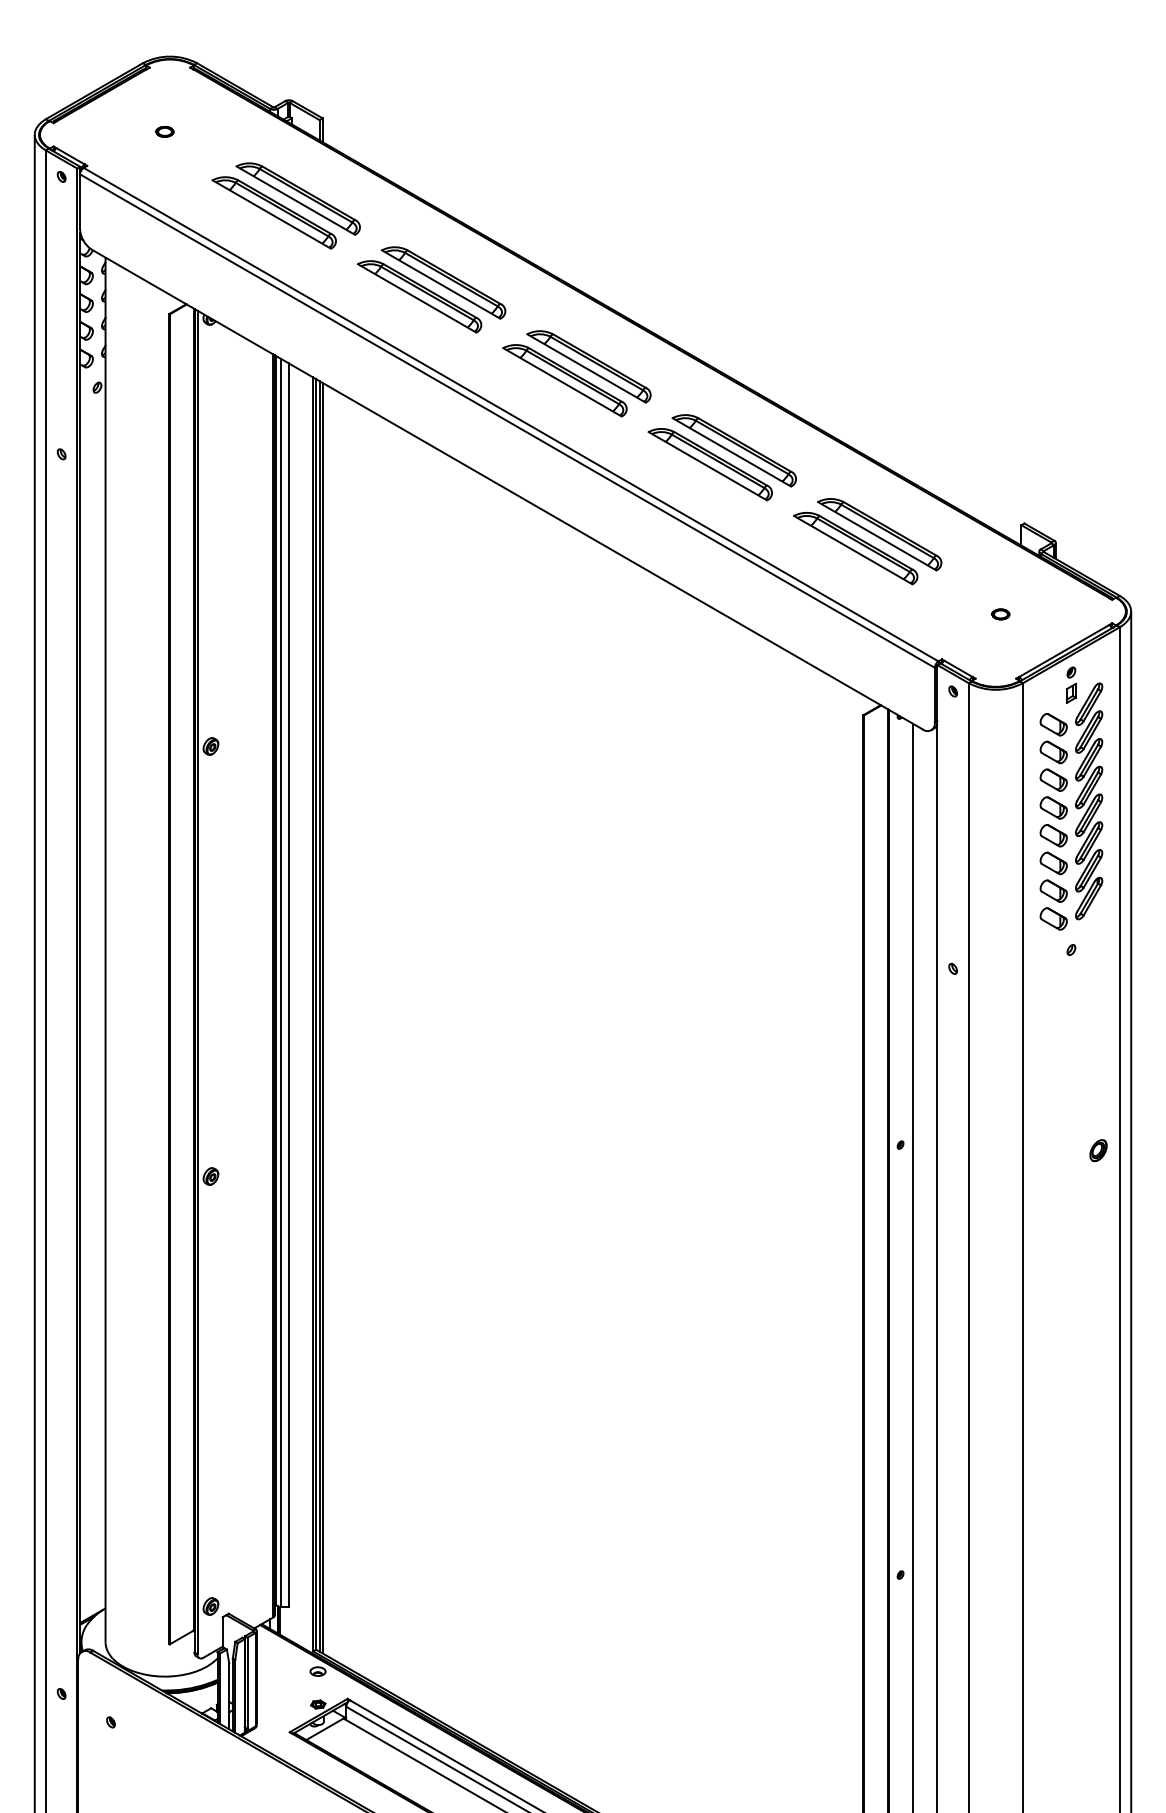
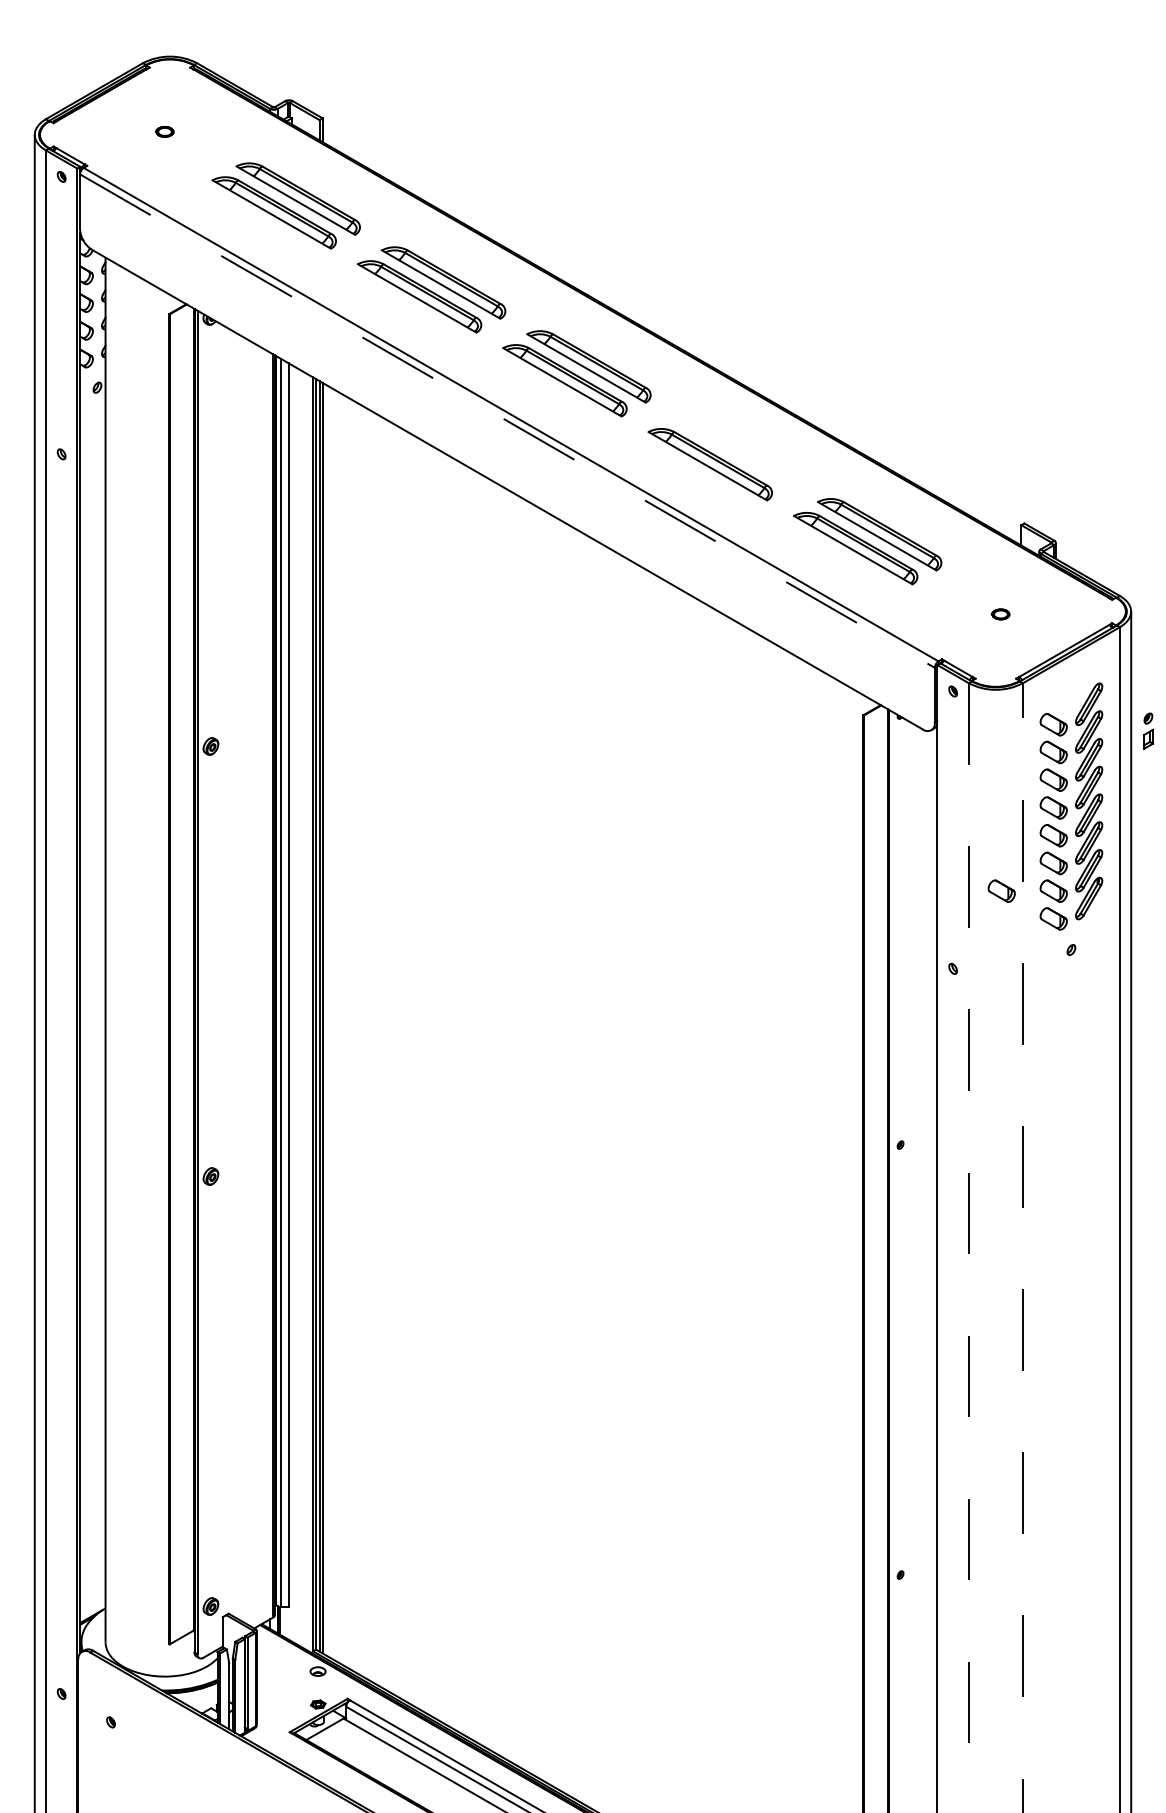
line: solid -> dashed (507, 421)
part: present -> none (733, 450)
part position: (1071, 684) -> (1148, 730) (1148, 730)
part: none -> present (1001, 890)
part: present -> none (1098, 1150)
line: solid -> dashed (968, 1248)
line: solid -> dashed (1022, 1248)
line: present -> none (912, 1266)
